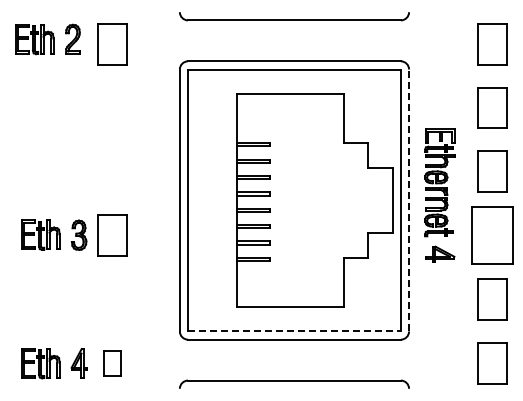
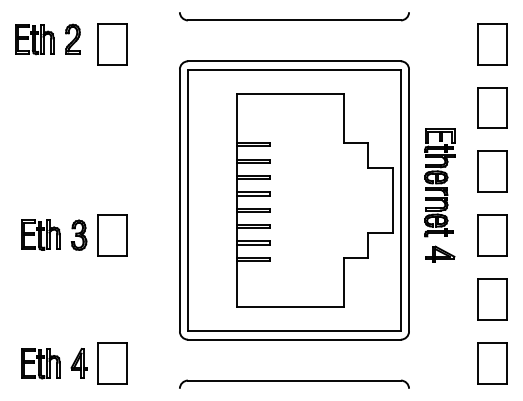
line: dashed -> solid (409, 200)
part size: 43x59 px -> 31x43 px (492, 235)
line: dashed -> solid (294, 331)
part size: 19x27 px -> 31x43 px (112, 363)
